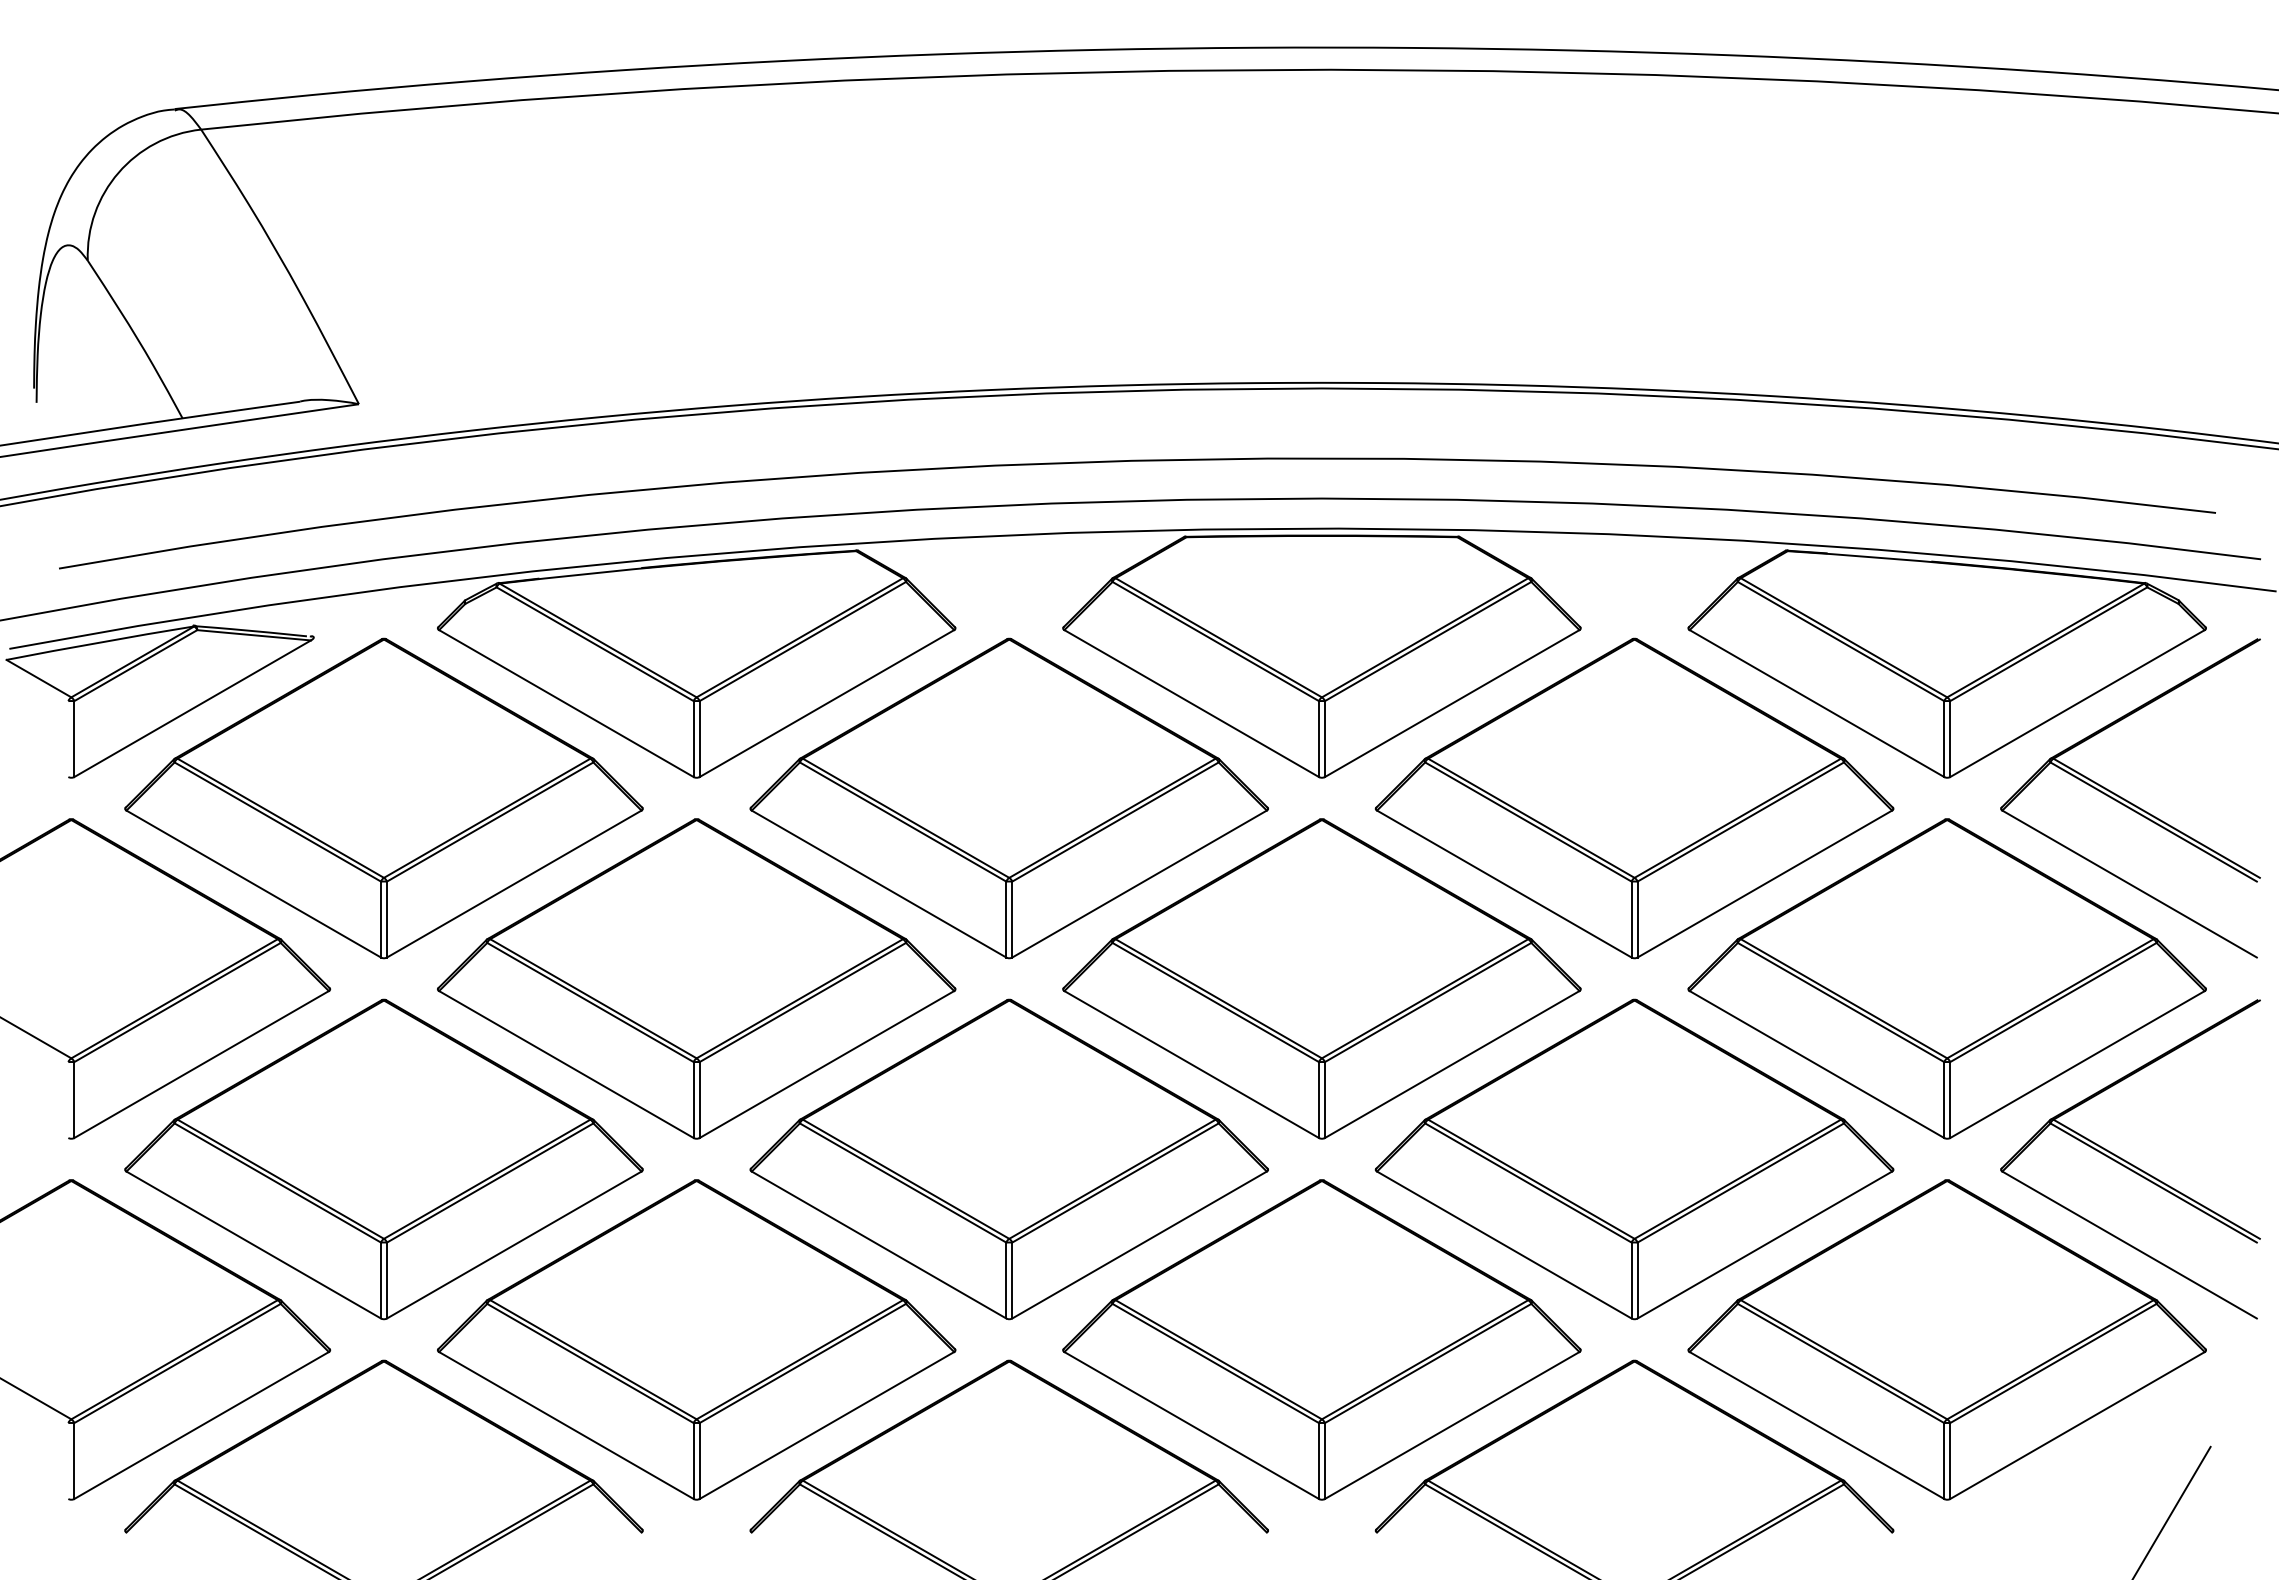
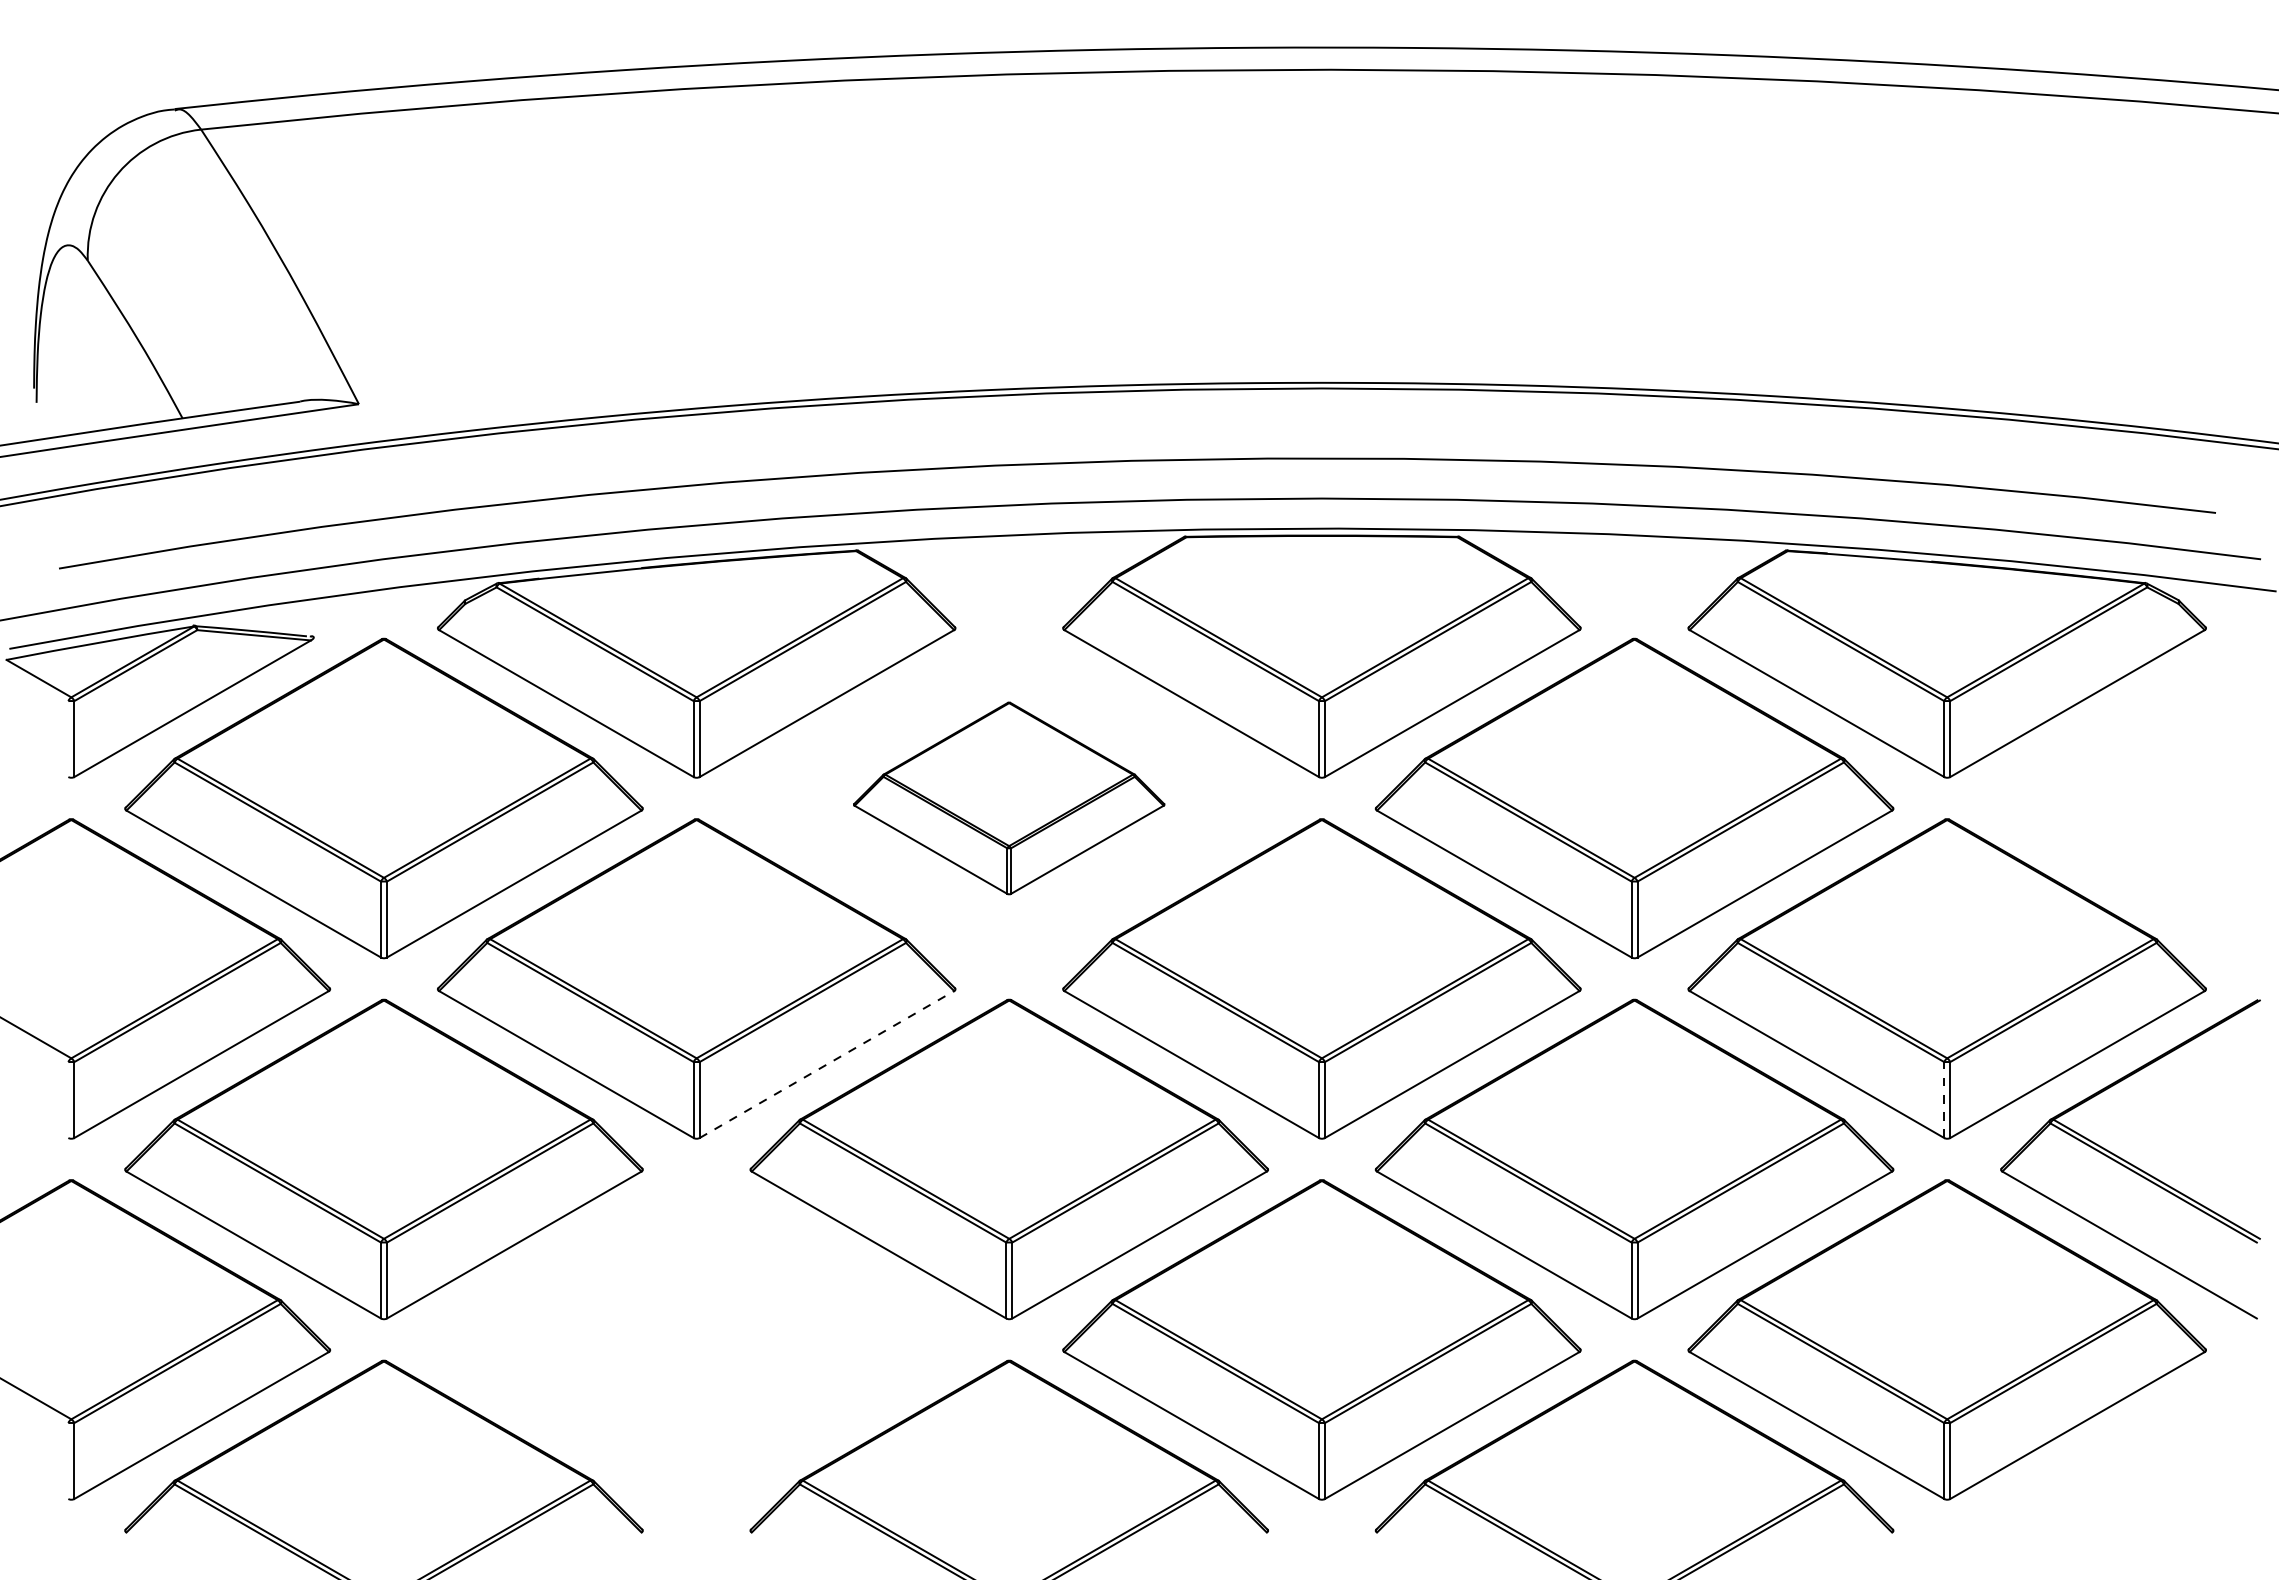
part size: 520x323 px -> 313x195 px (1009, 798)
part: present -> none (2130, 798)
line: solid -> dashed (826, 1064)
line: solid -> dashed (1944, 1100)
part: present -> none (696, 1339)
line: present -> none (2172, 1511)
